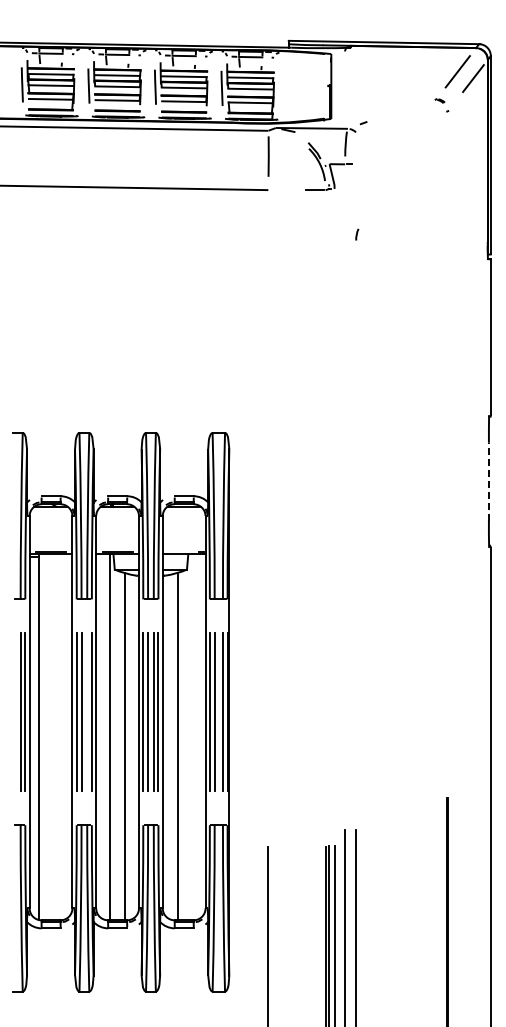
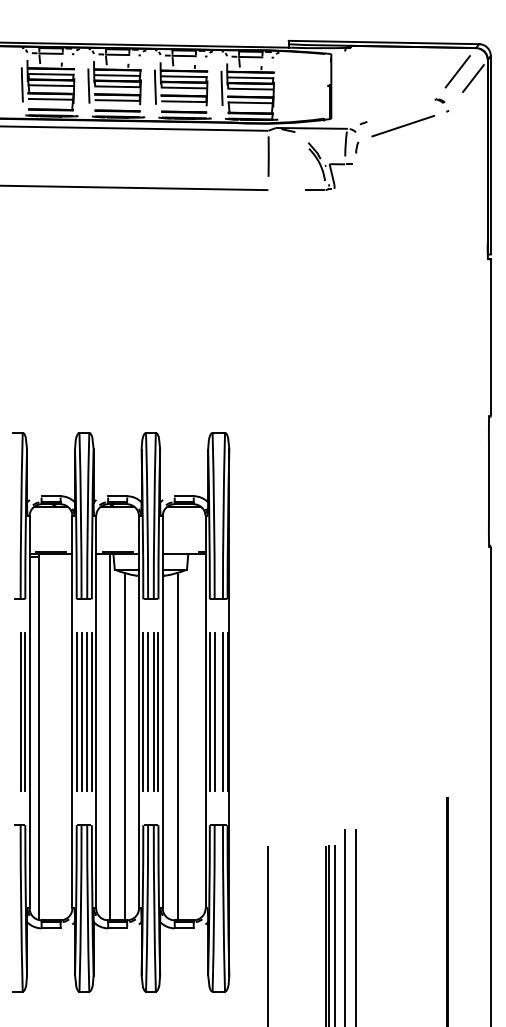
line: none -> present (402, 125)
arc position: (357, 234) -> (357, 147) (357, 147)
line: dashed -> solid (488, 481)
line: none -> present (87, 712)
